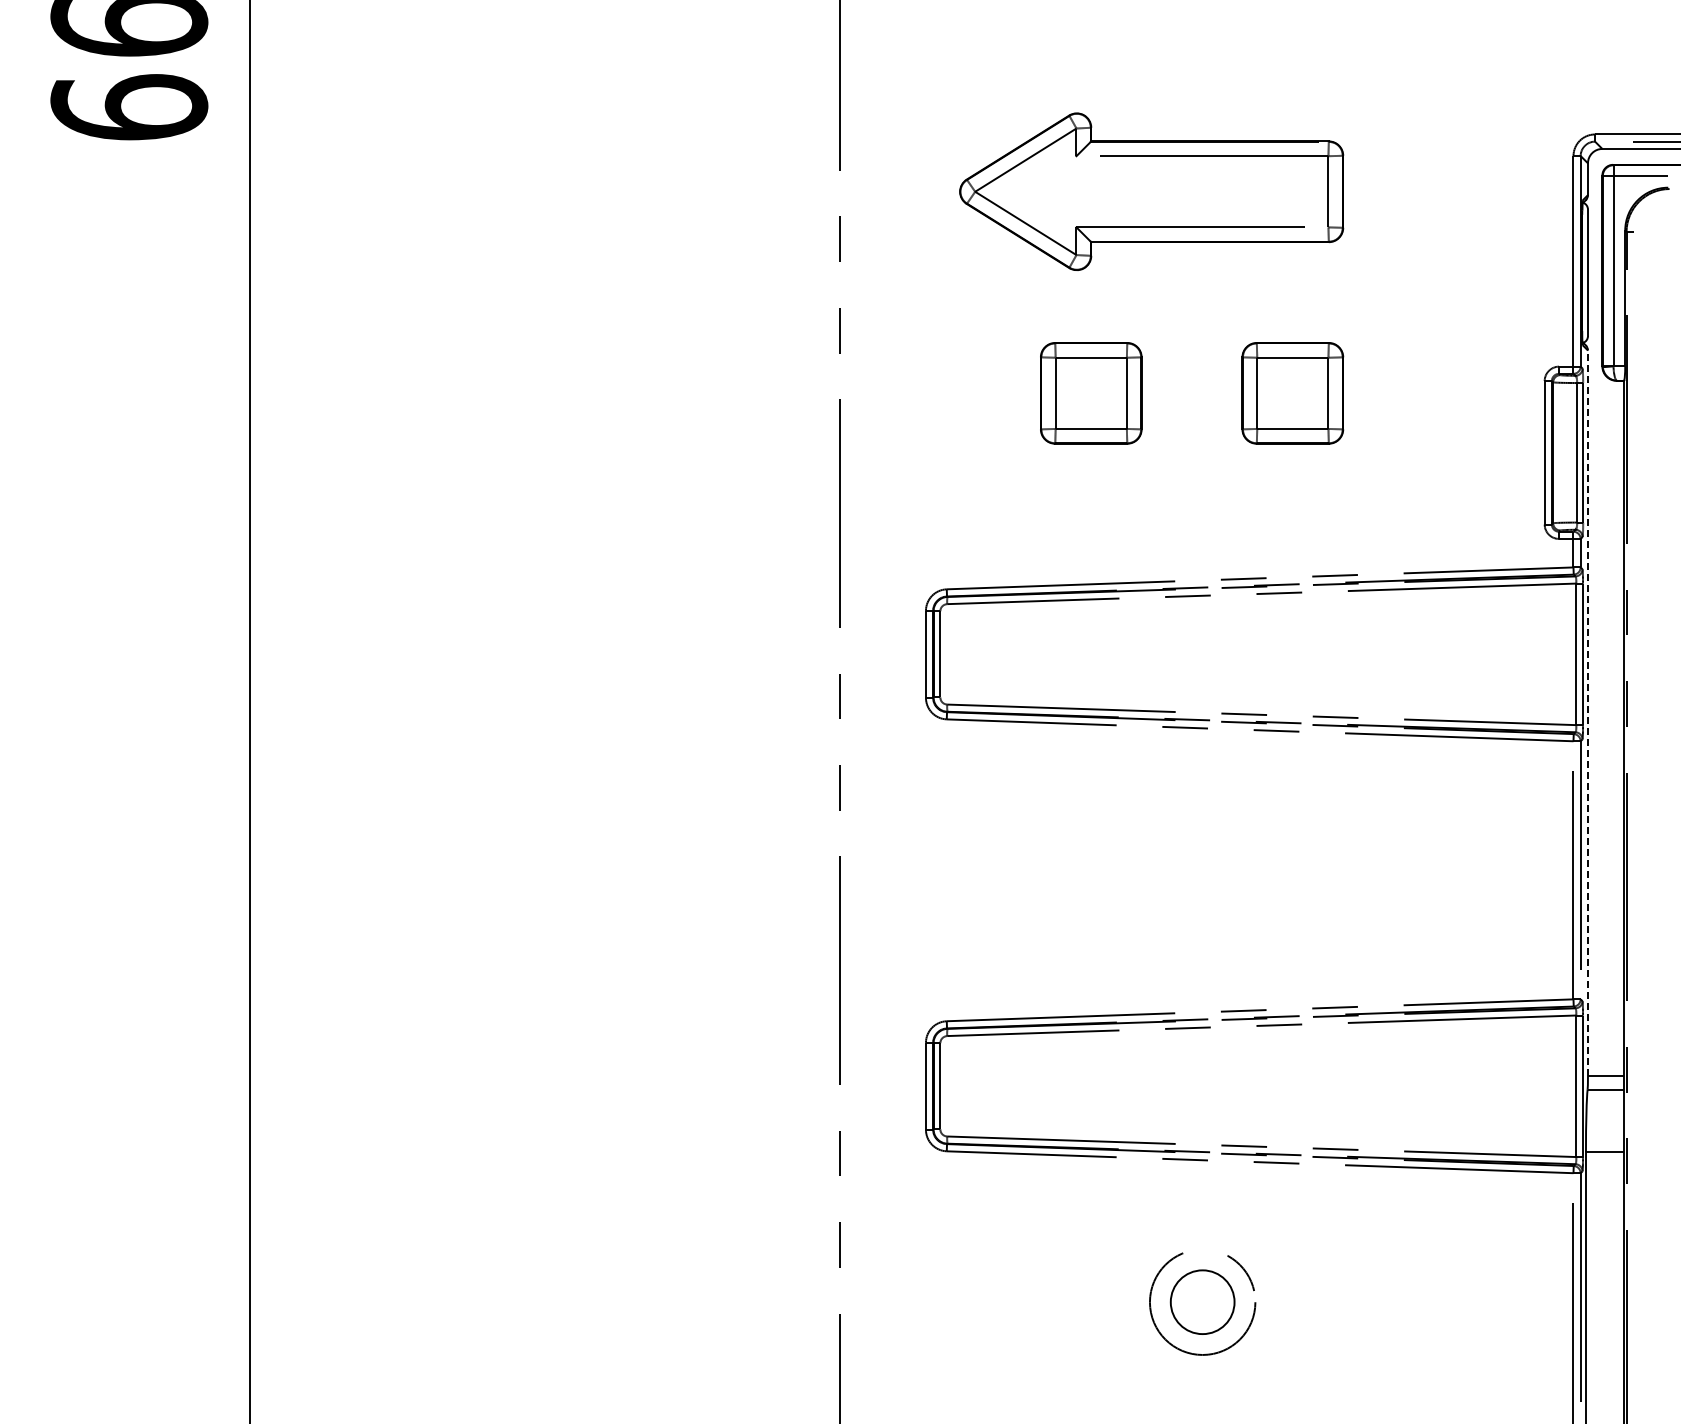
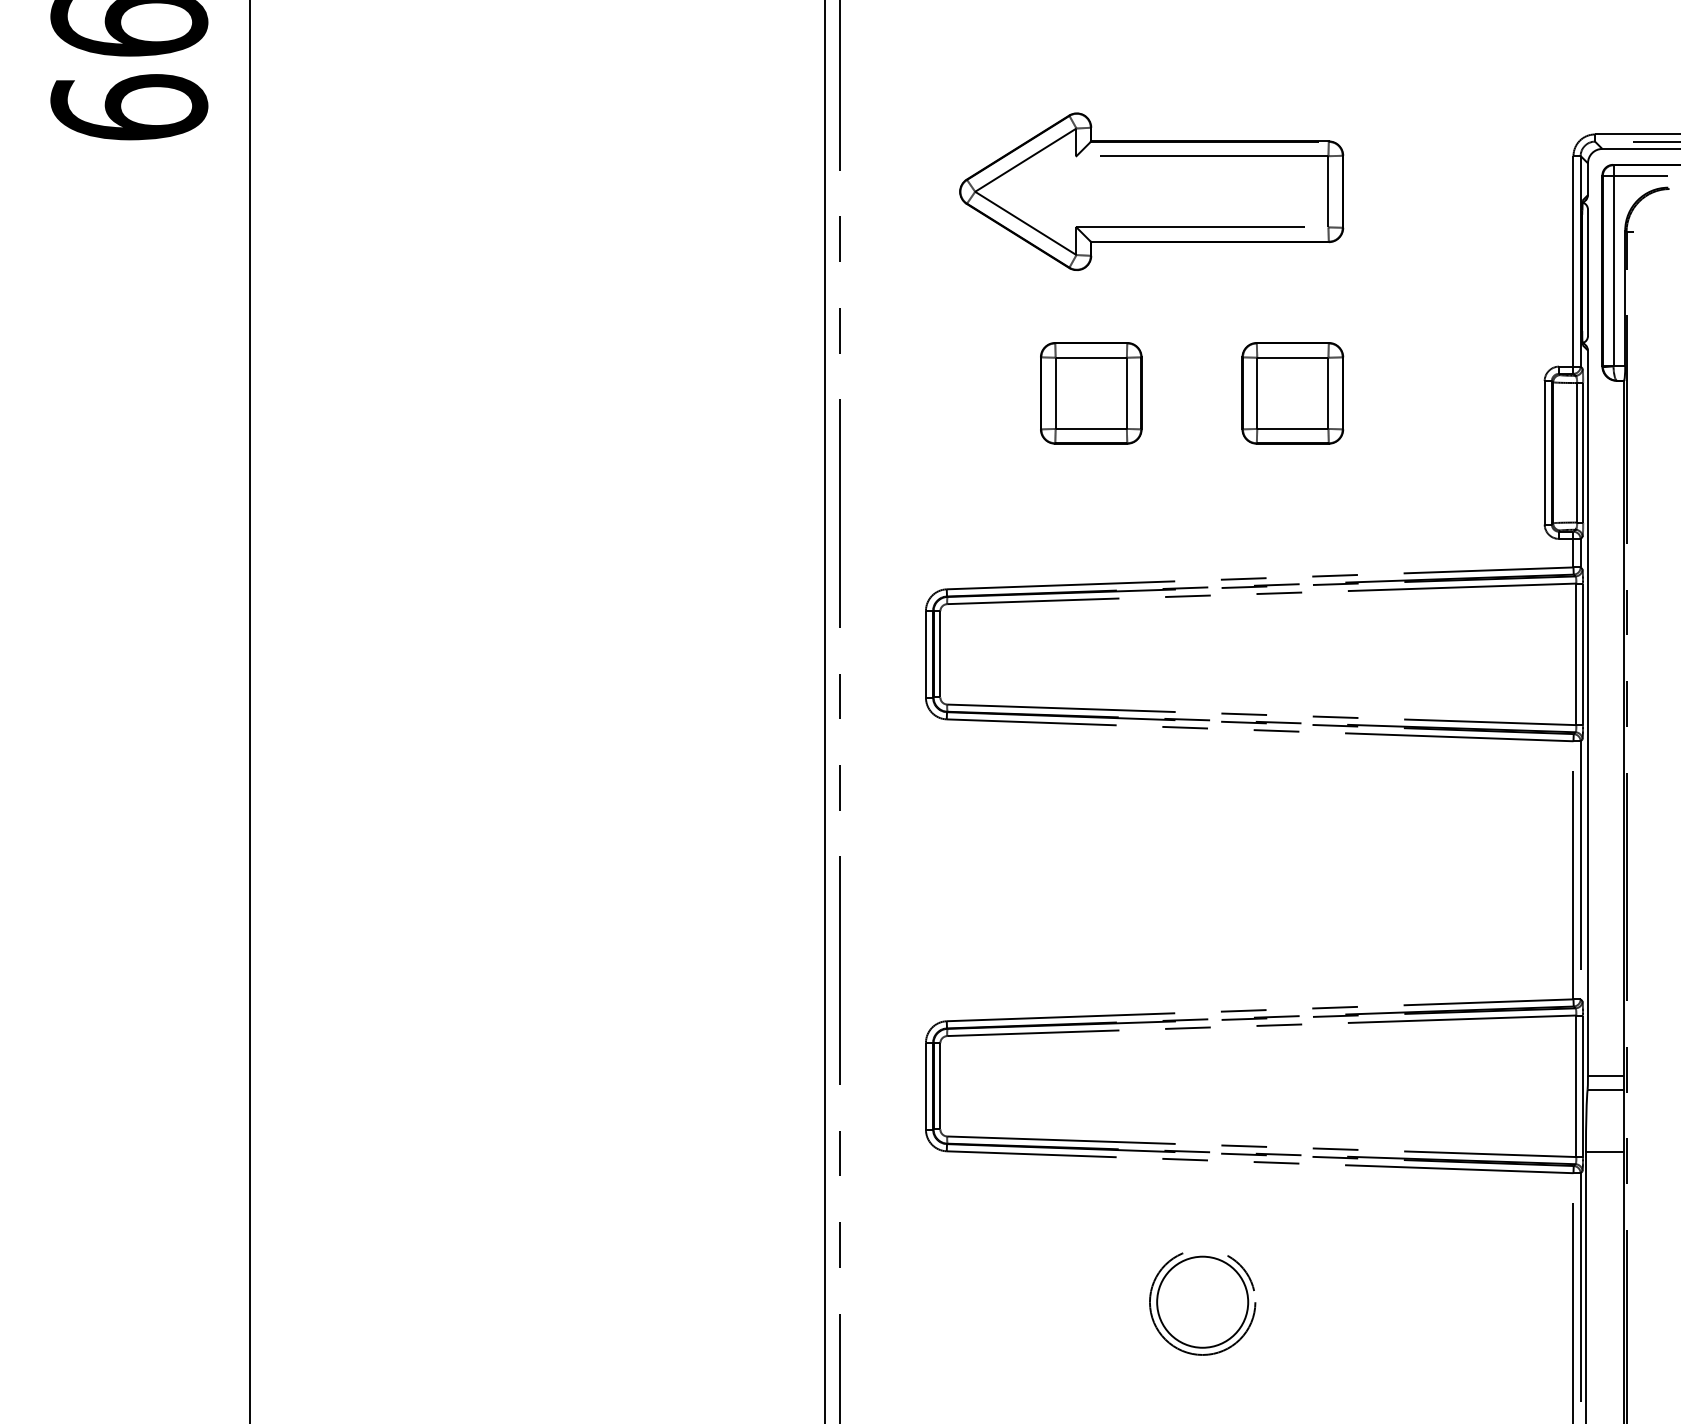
line: none -> present (825, 711)
line: dashed -> solid (1587, 713)
circle diameter: 64 px -> 91 px (1202, 1301)
